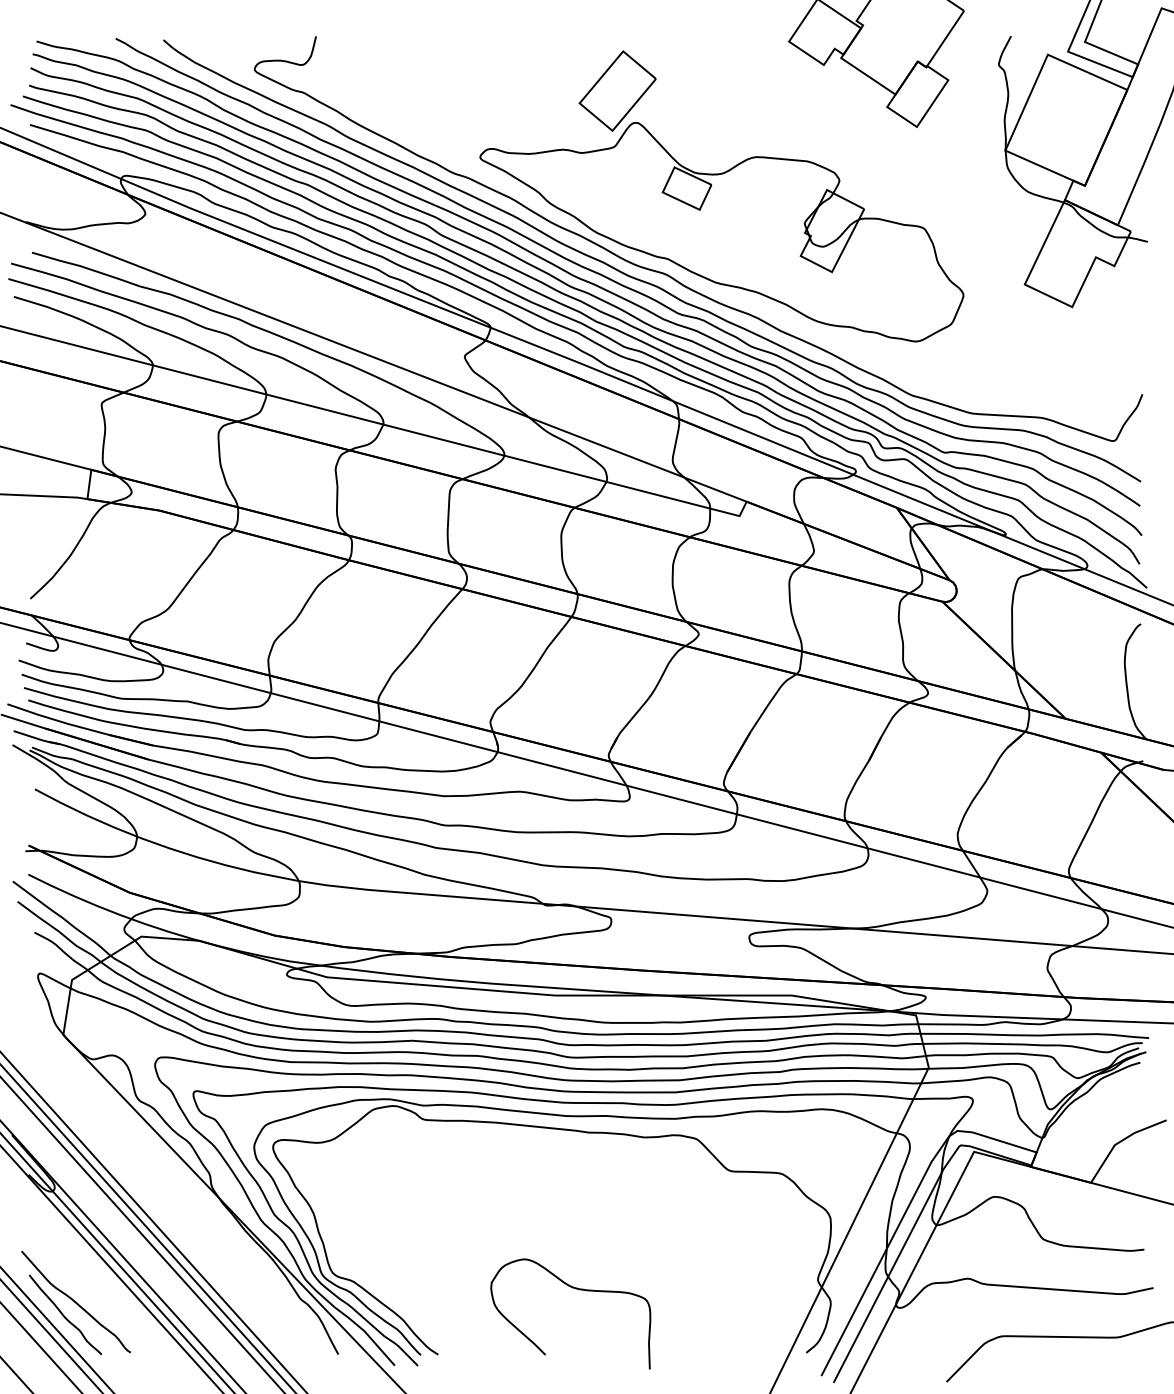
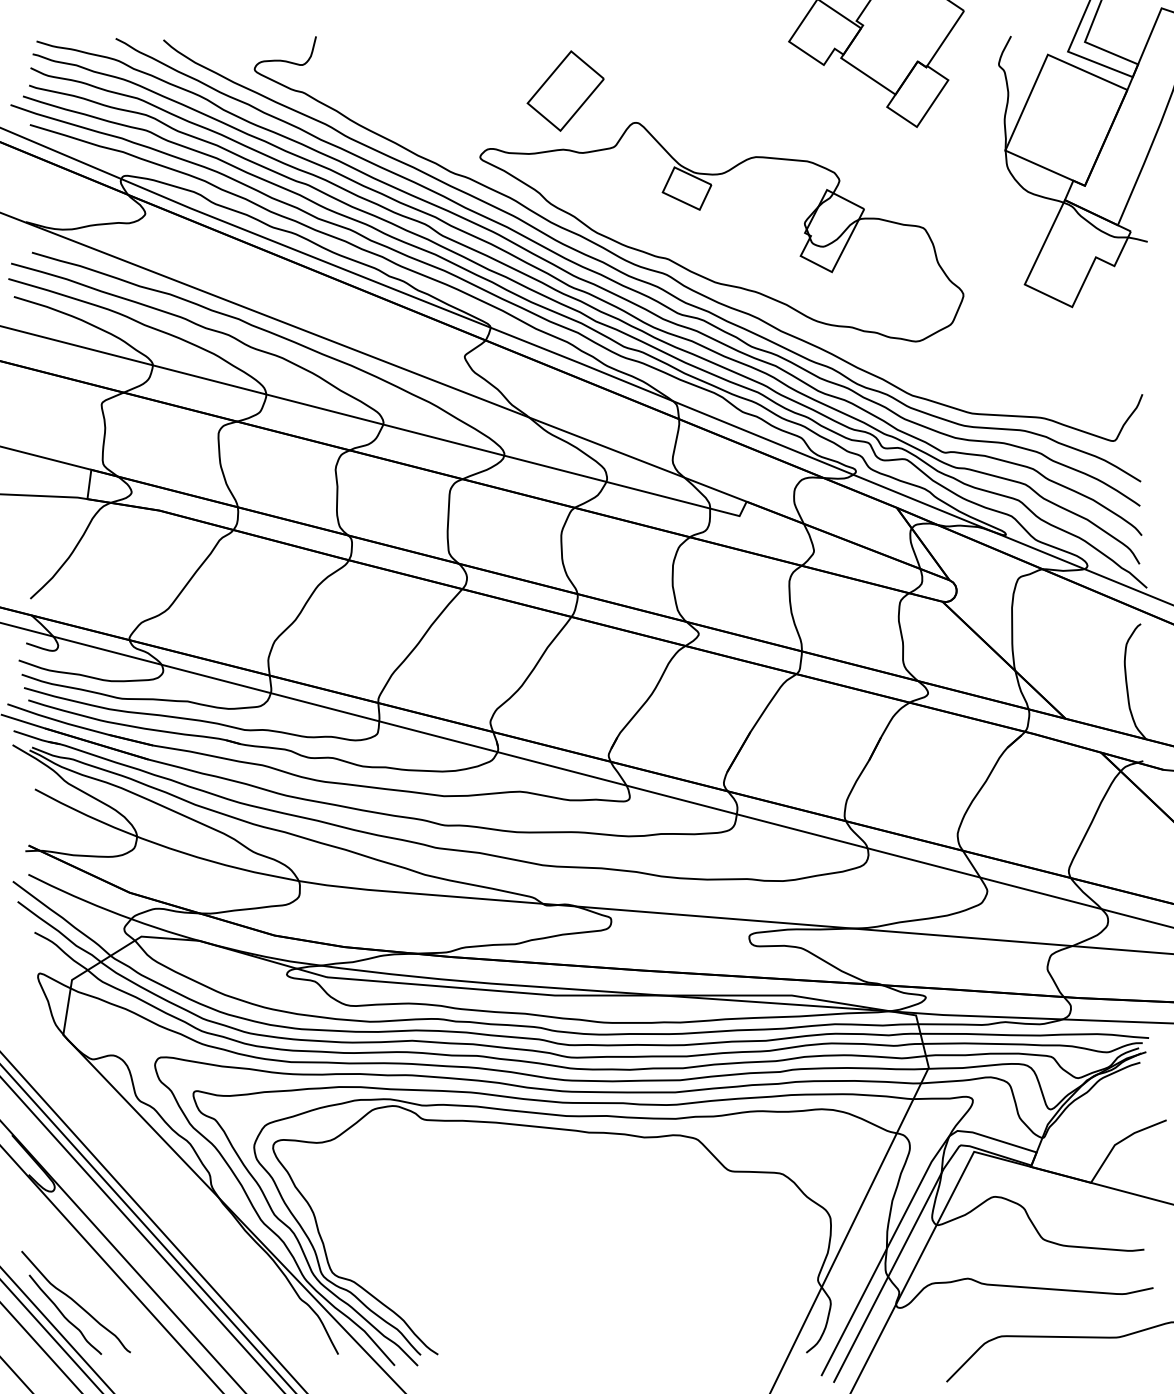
part position: (617, 90) -> (565, 90) (565, 90)
line: present -> none (117, 1262)
curve: present -> none (575, 1289)
